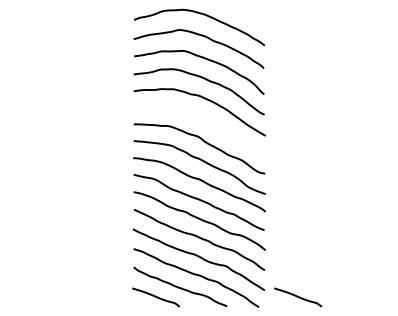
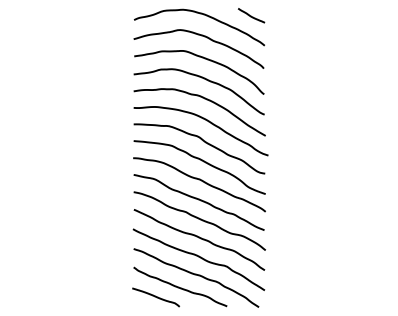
line: none -> present (251, 15)
curve: none -> present (208, 122)
curve: present -> none (297, 297)
